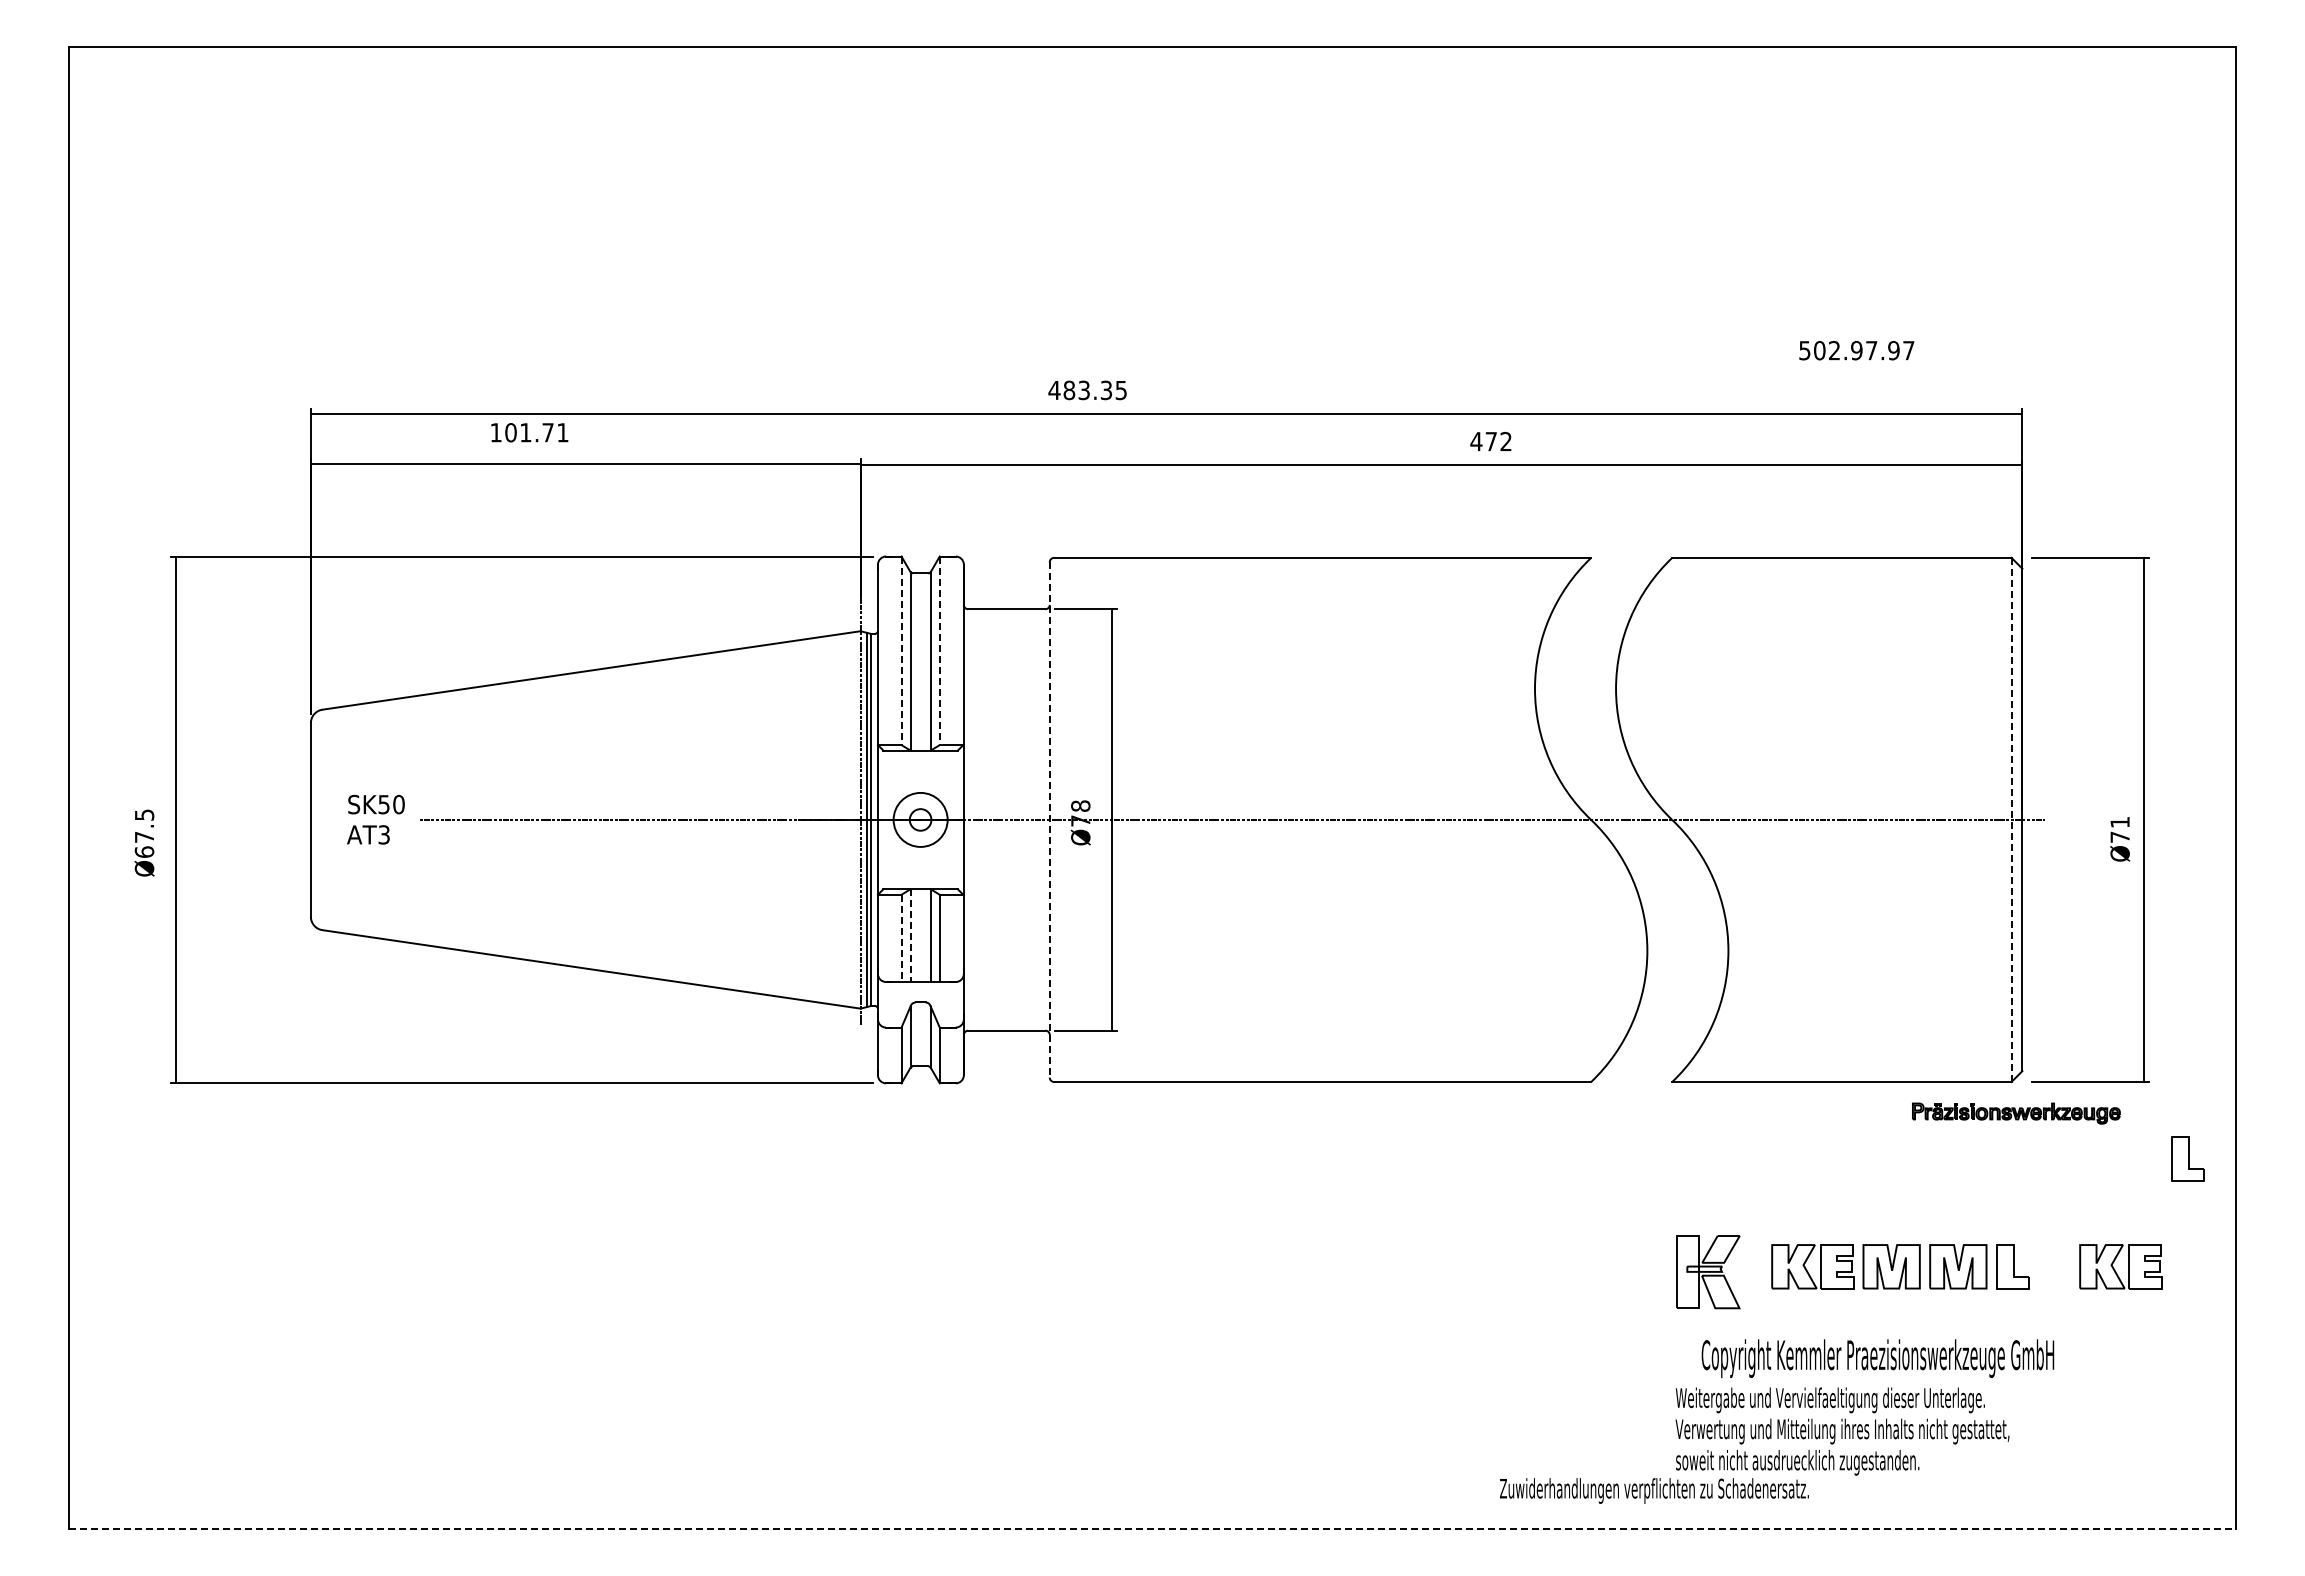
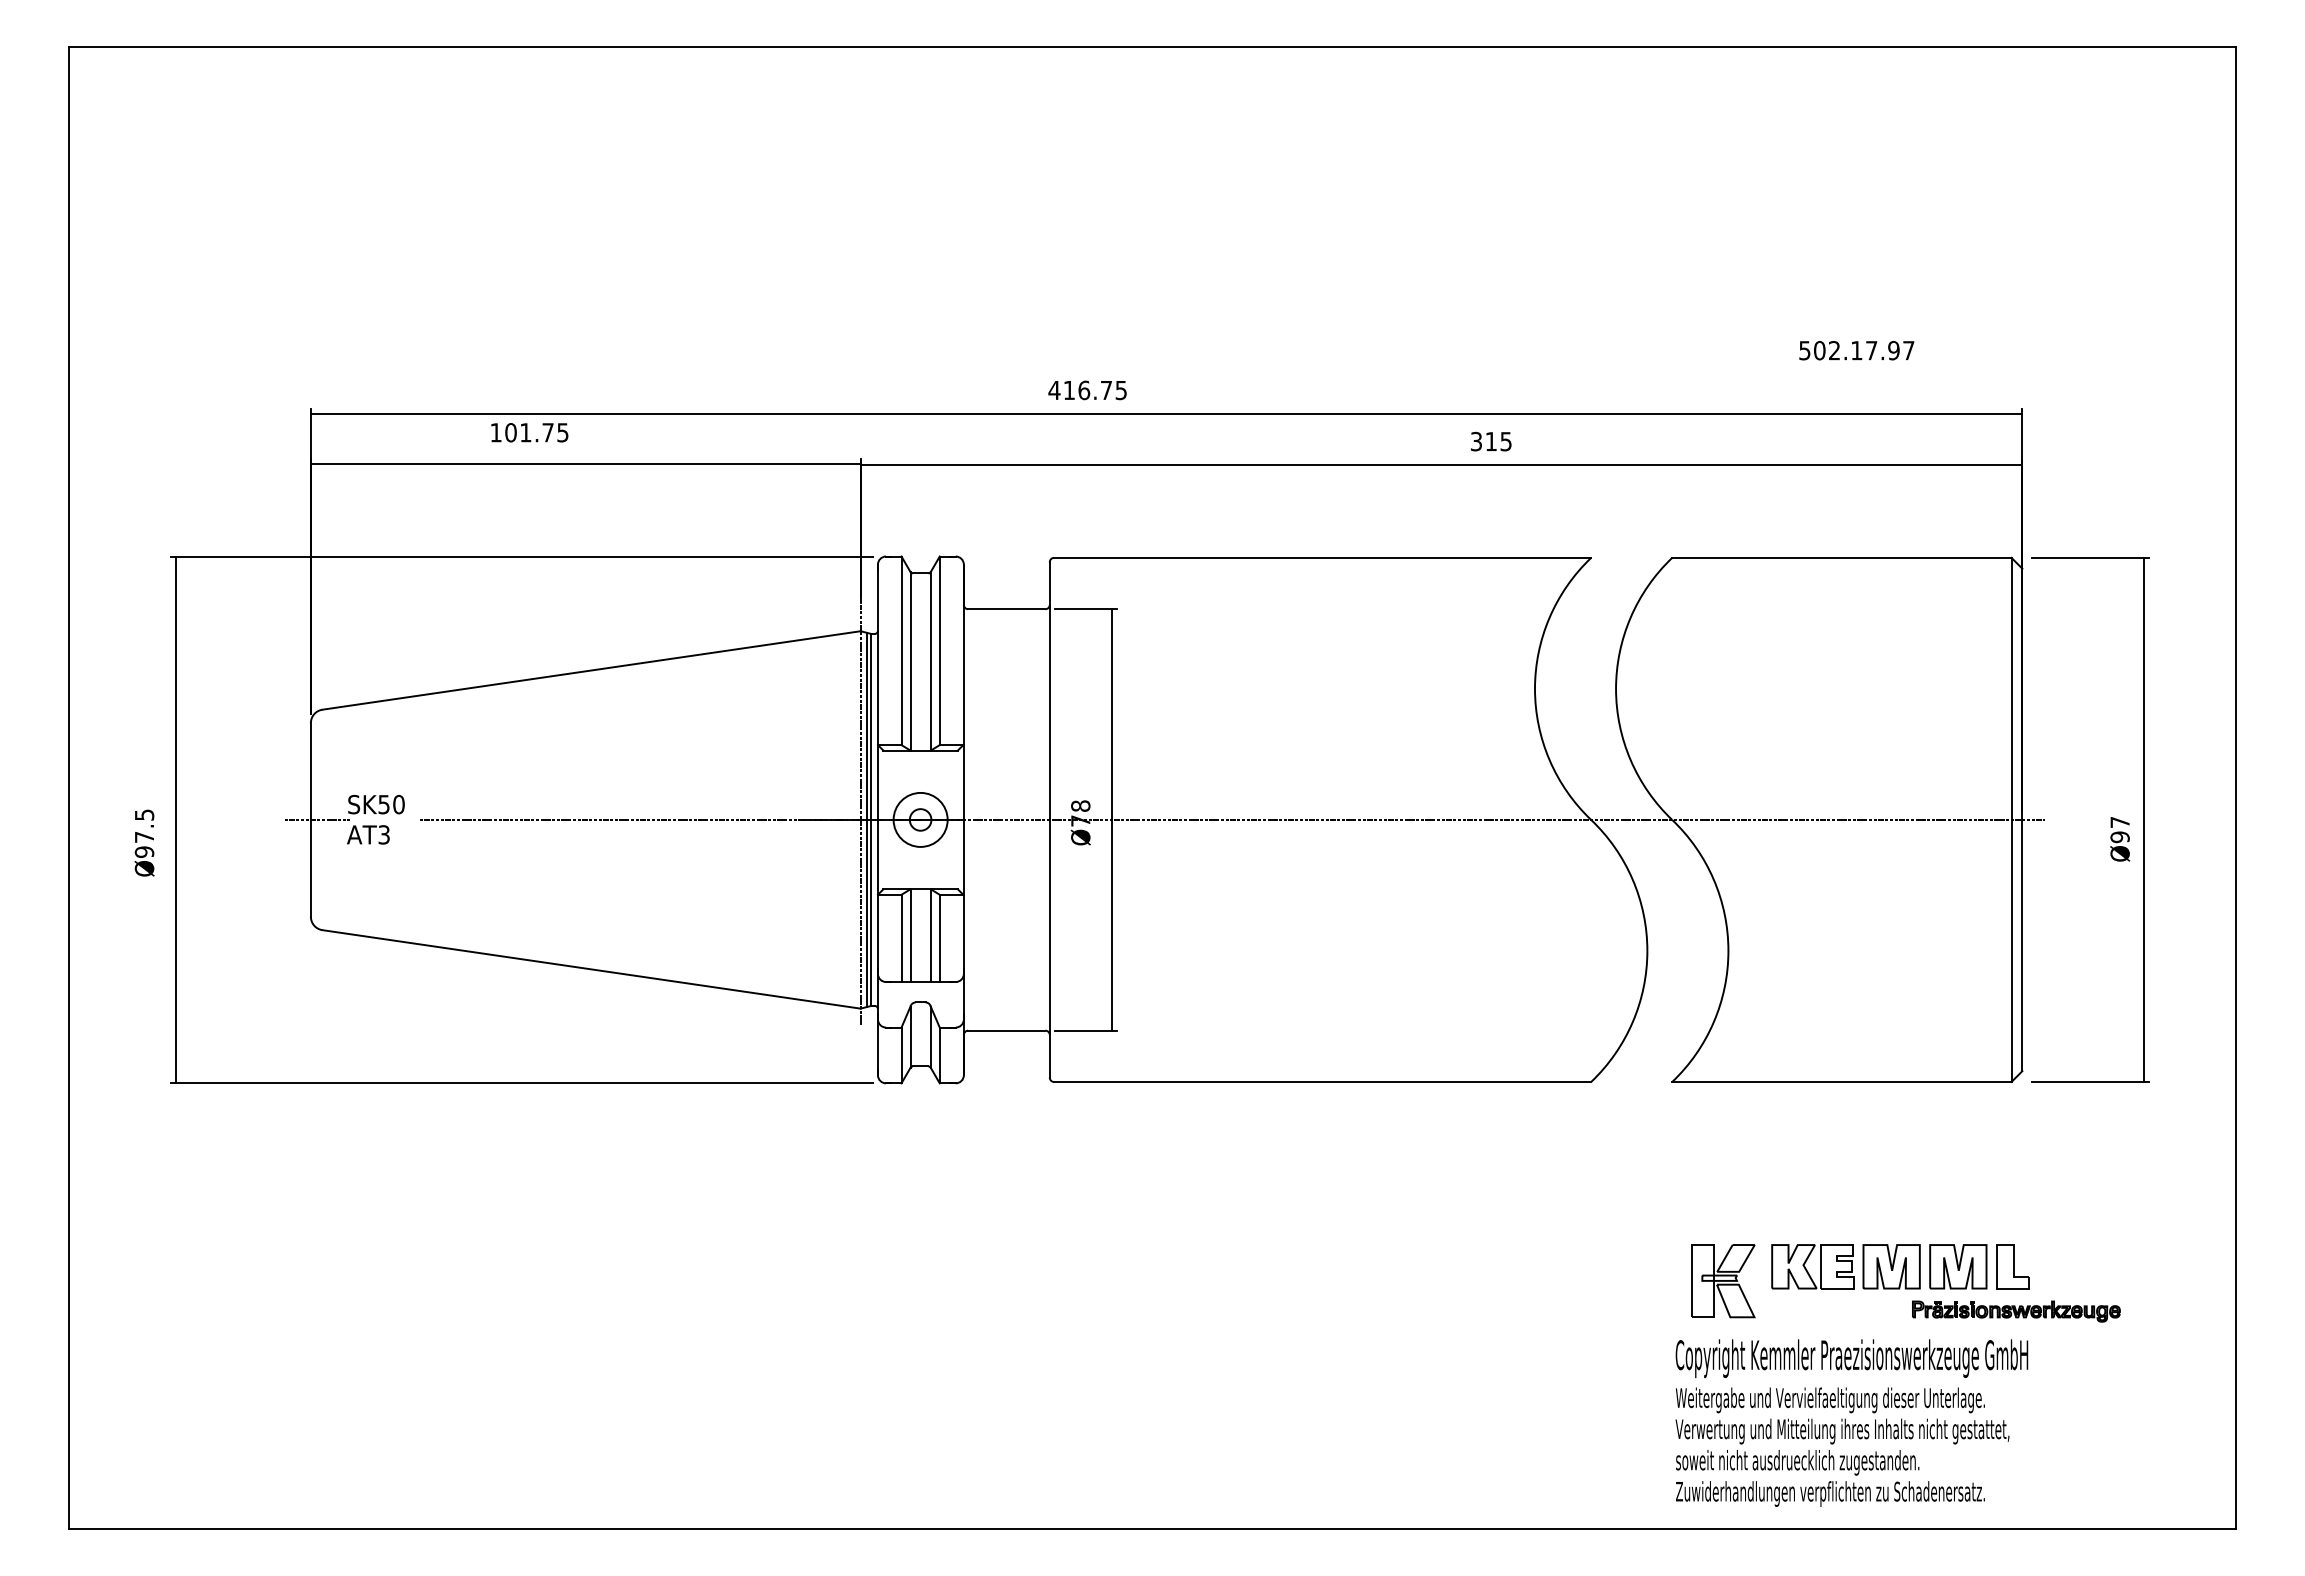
text: 502.97.97 -> 502.17.97 (1856, 350)
text: 483.35 -> 416.75 (1087, 390)
text: 101.71 -> 101.75 (562, 432)
text: 472 -> 315 (1490, 441)
line: dashed -> solid (901, 651)
line: dashed -> solid (939, 651)
line: none -> present (316, 819)
line: dashed -> solid (1049, 819)
line: dashed -> solid (2011, 820)
text: Ø71 -> Ø97 (2119, 830)
text: Ø67.5 -> Ø97.5 (144, 852)
line: dashed -> solid (910, 936)
line: dashed -> solid (901, 938)
part position: (2016, 1113) -> (2016, 1311) (2016, 1311)
part: present -> none (2187, 1158)
part: present -> none (2114, 1268)
part position: (1708, 1272) -> (1723, 1281) (1723, 1281)
text position: (1877, 1358) -> (1851, 1358) (1851, 1358)
text position: (1654, 1490) -> (1830, 1493) (1830, 1493)
line: dashed -> solid (1152, 1528)
